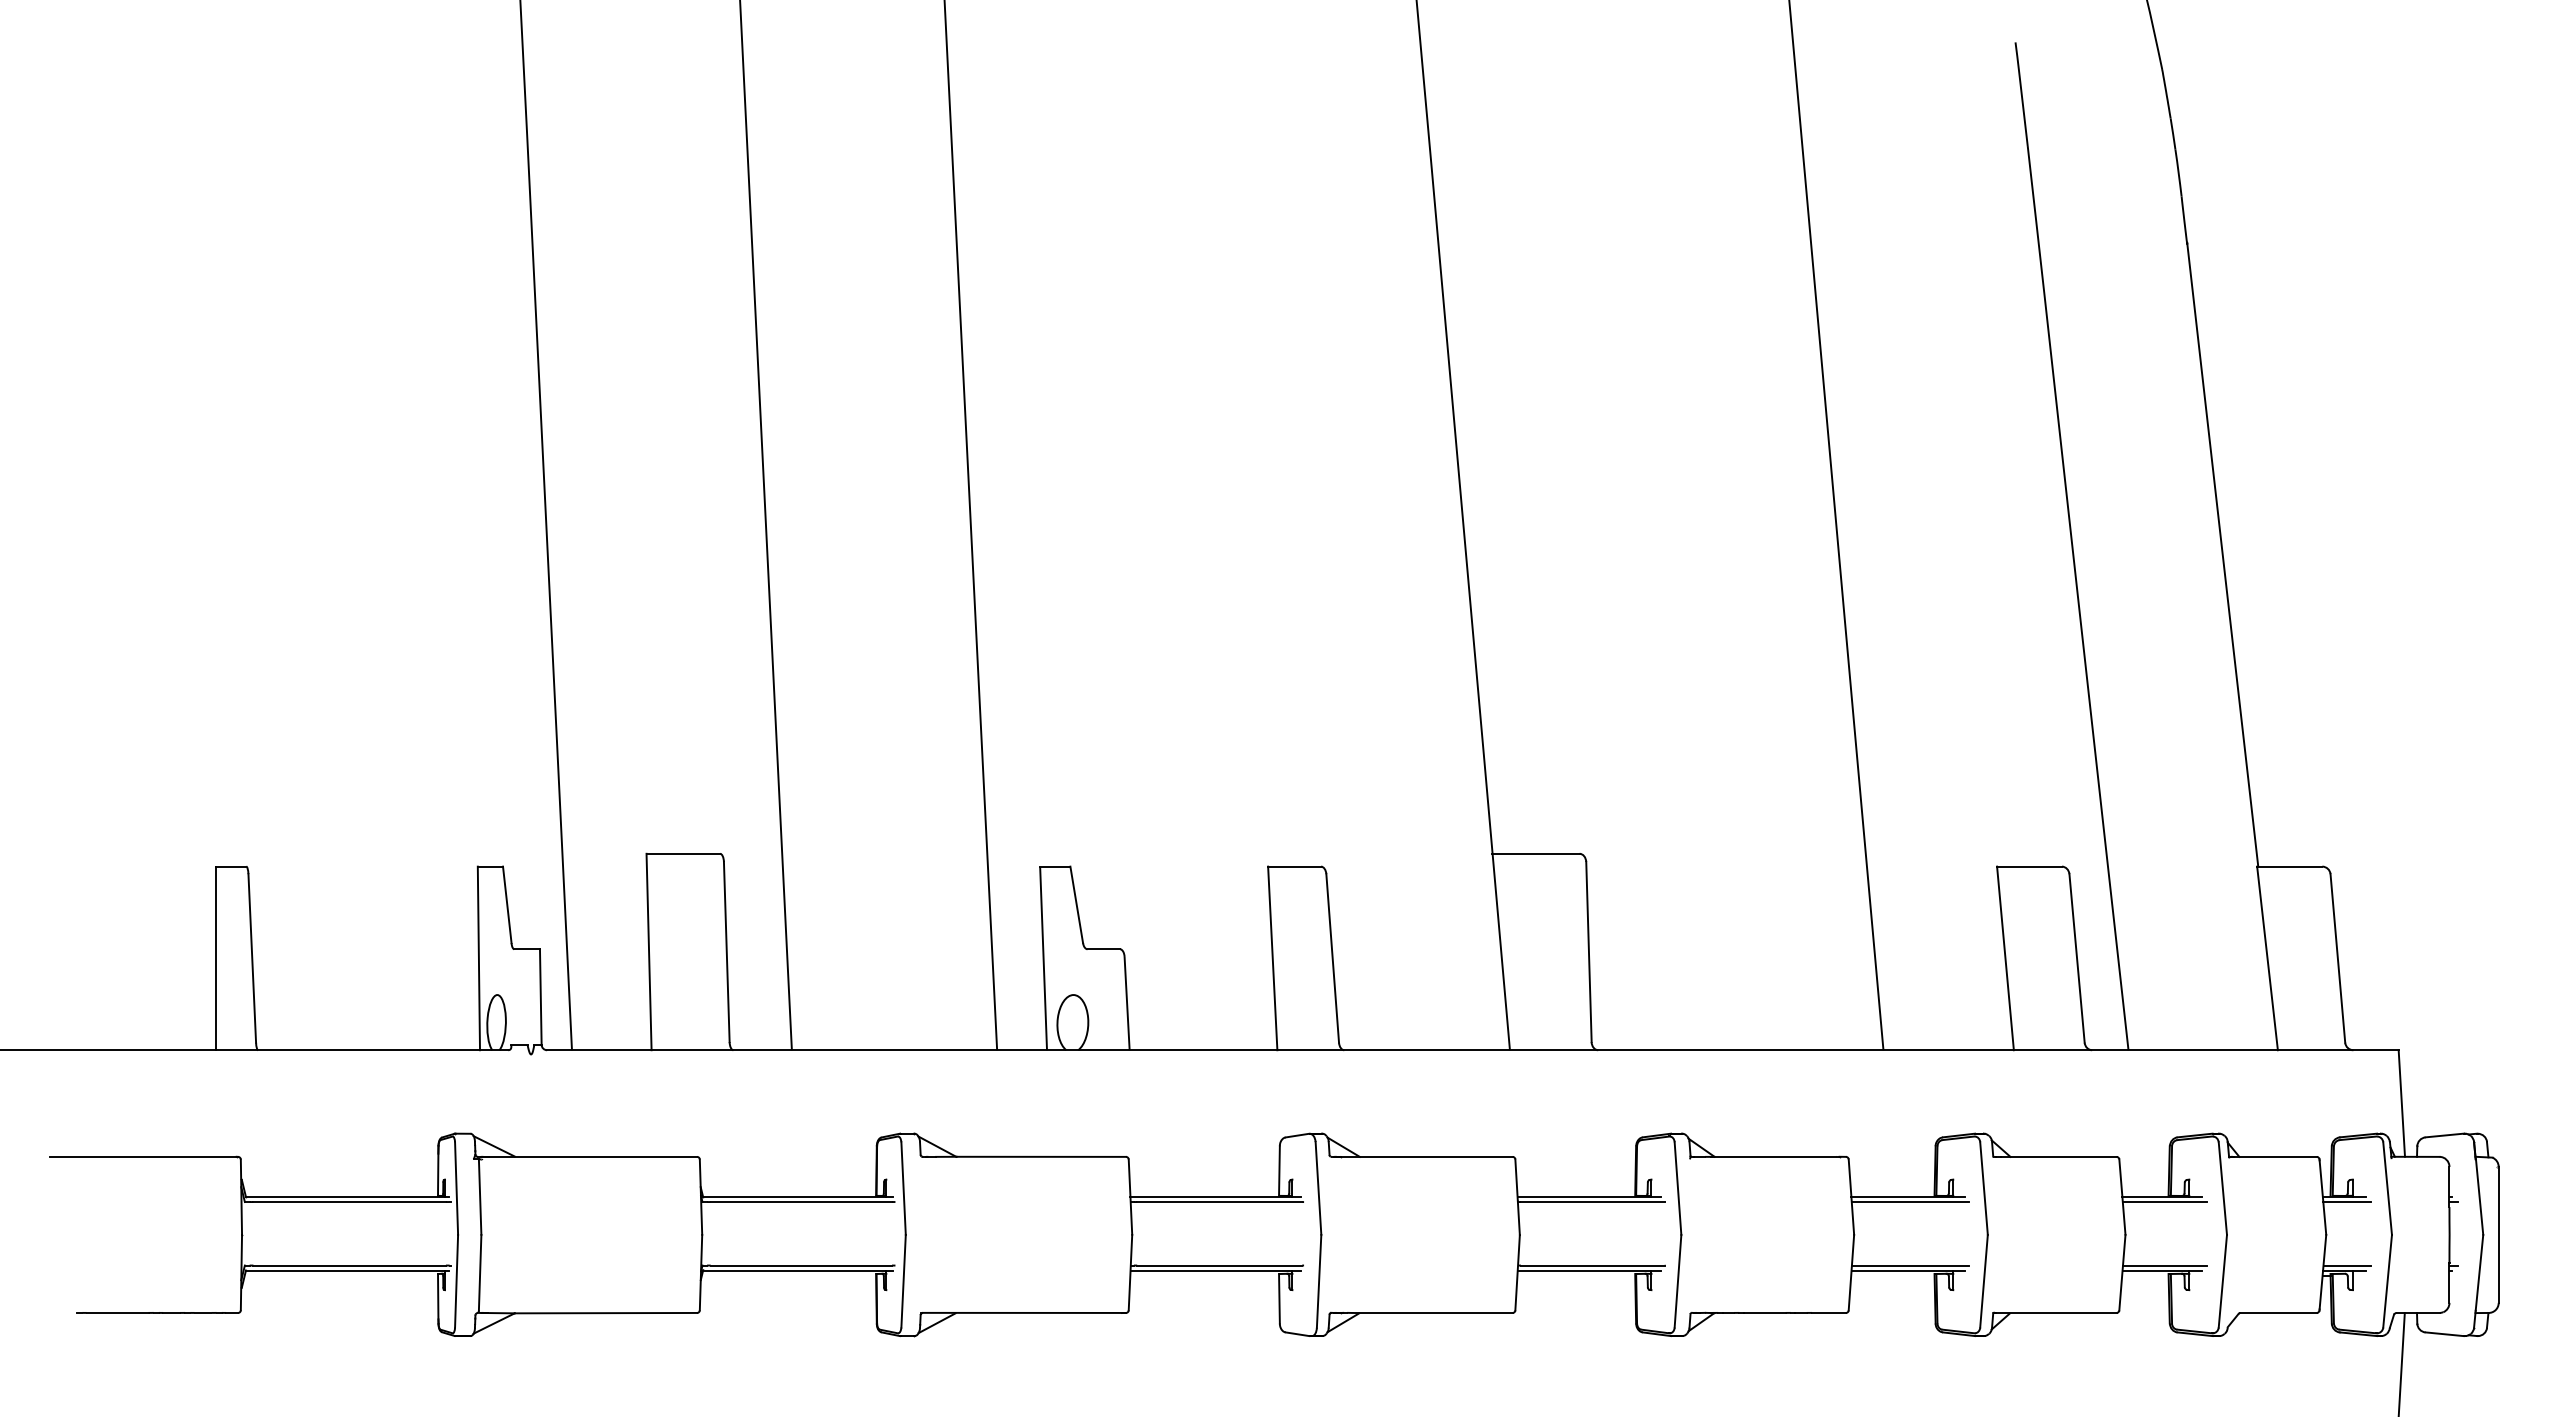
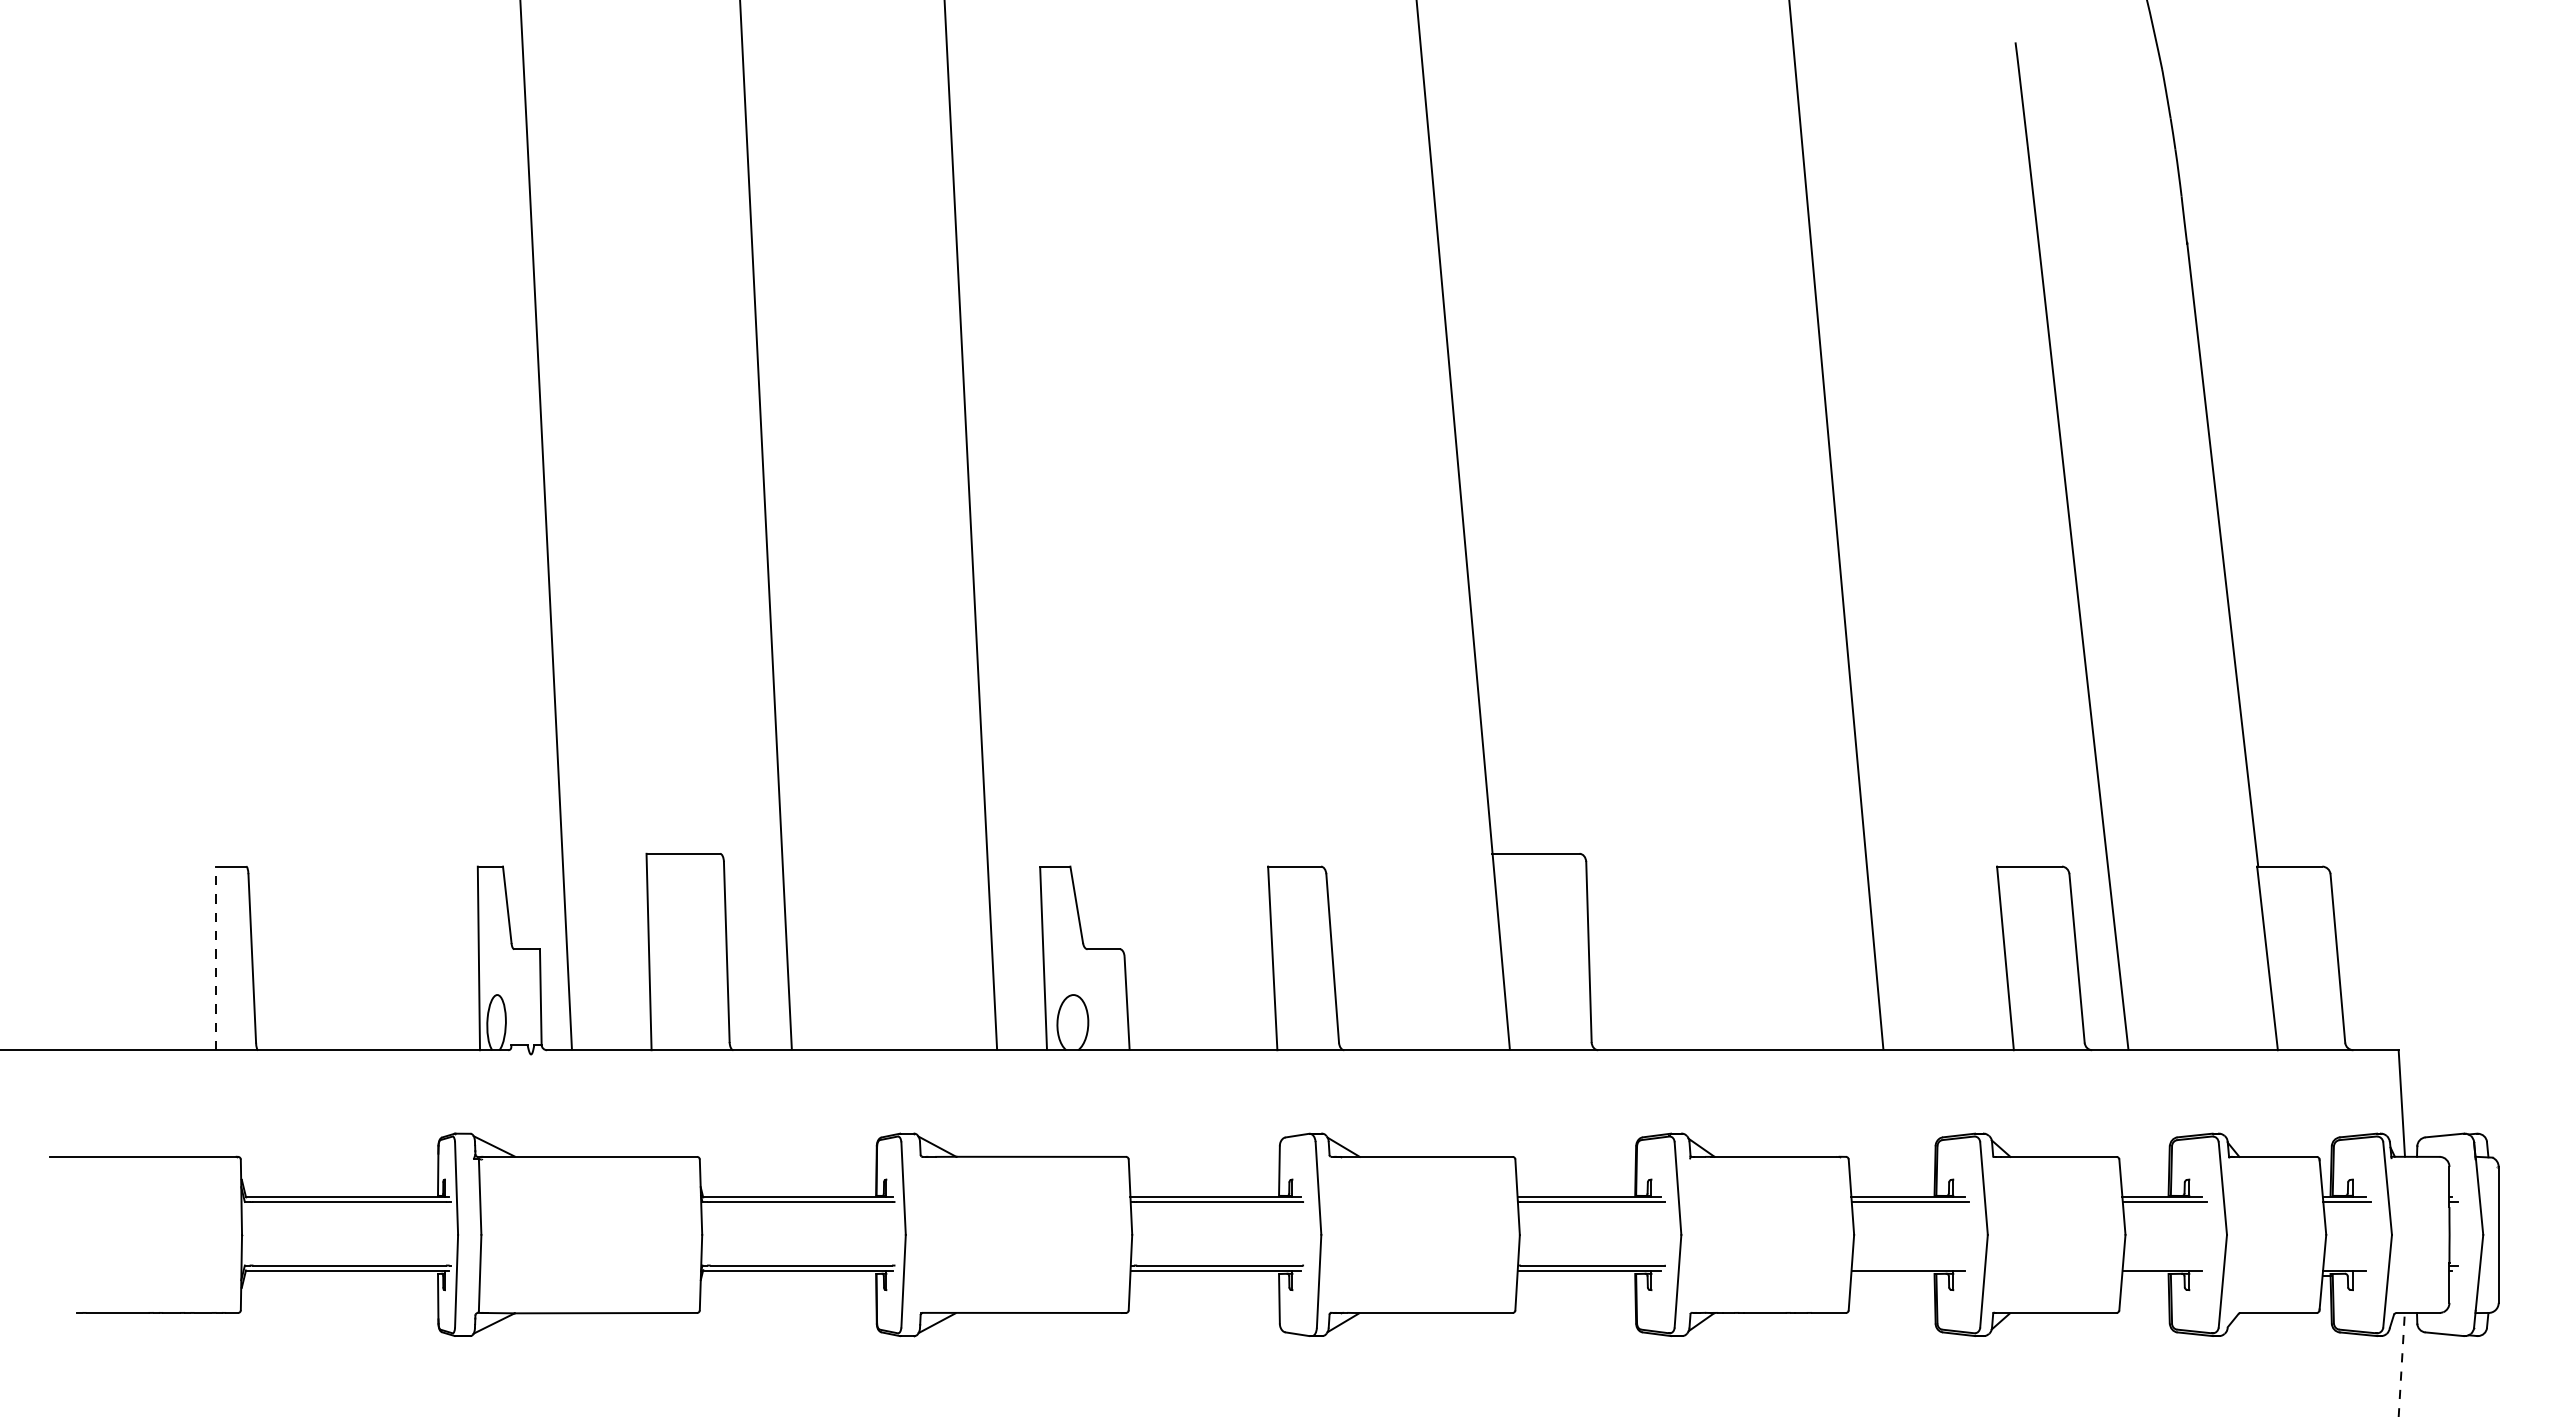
line: solid -> dashed (215, 958)
line: present -> none (1910, 1265)
line: present -> none (2164, 1265)
line: present -> none (2347, 1265)
line: solid -> dashed (2401, 1364)
